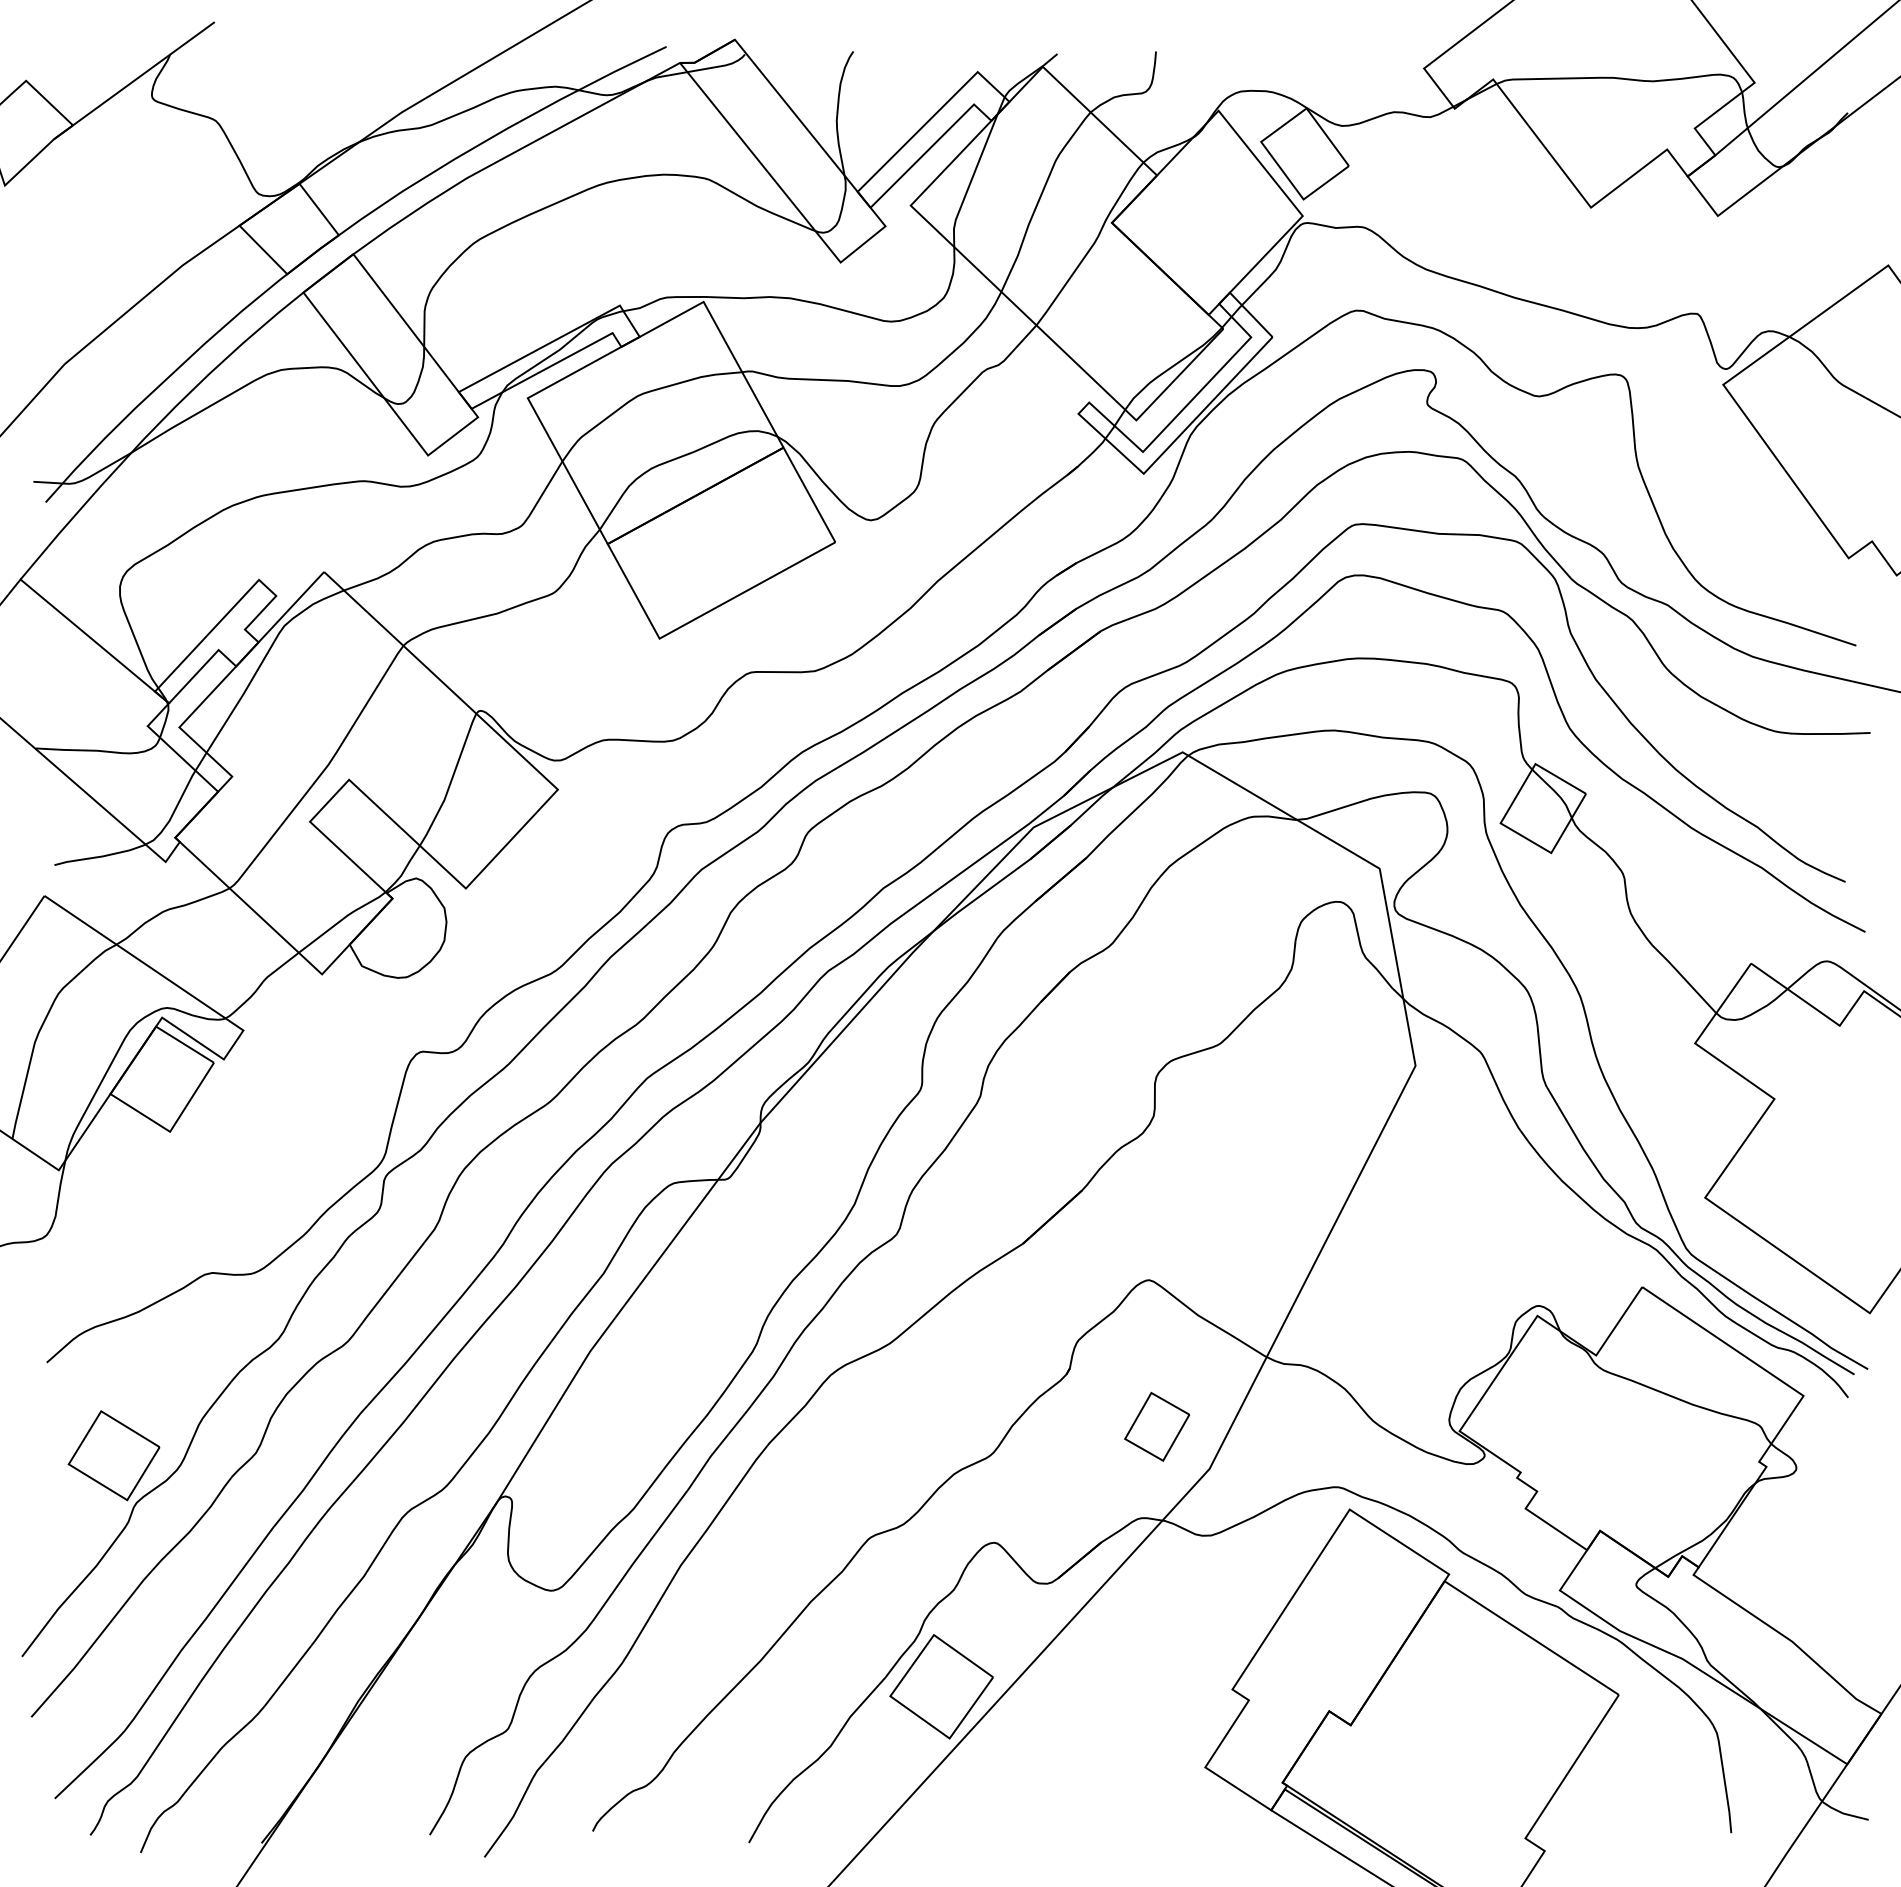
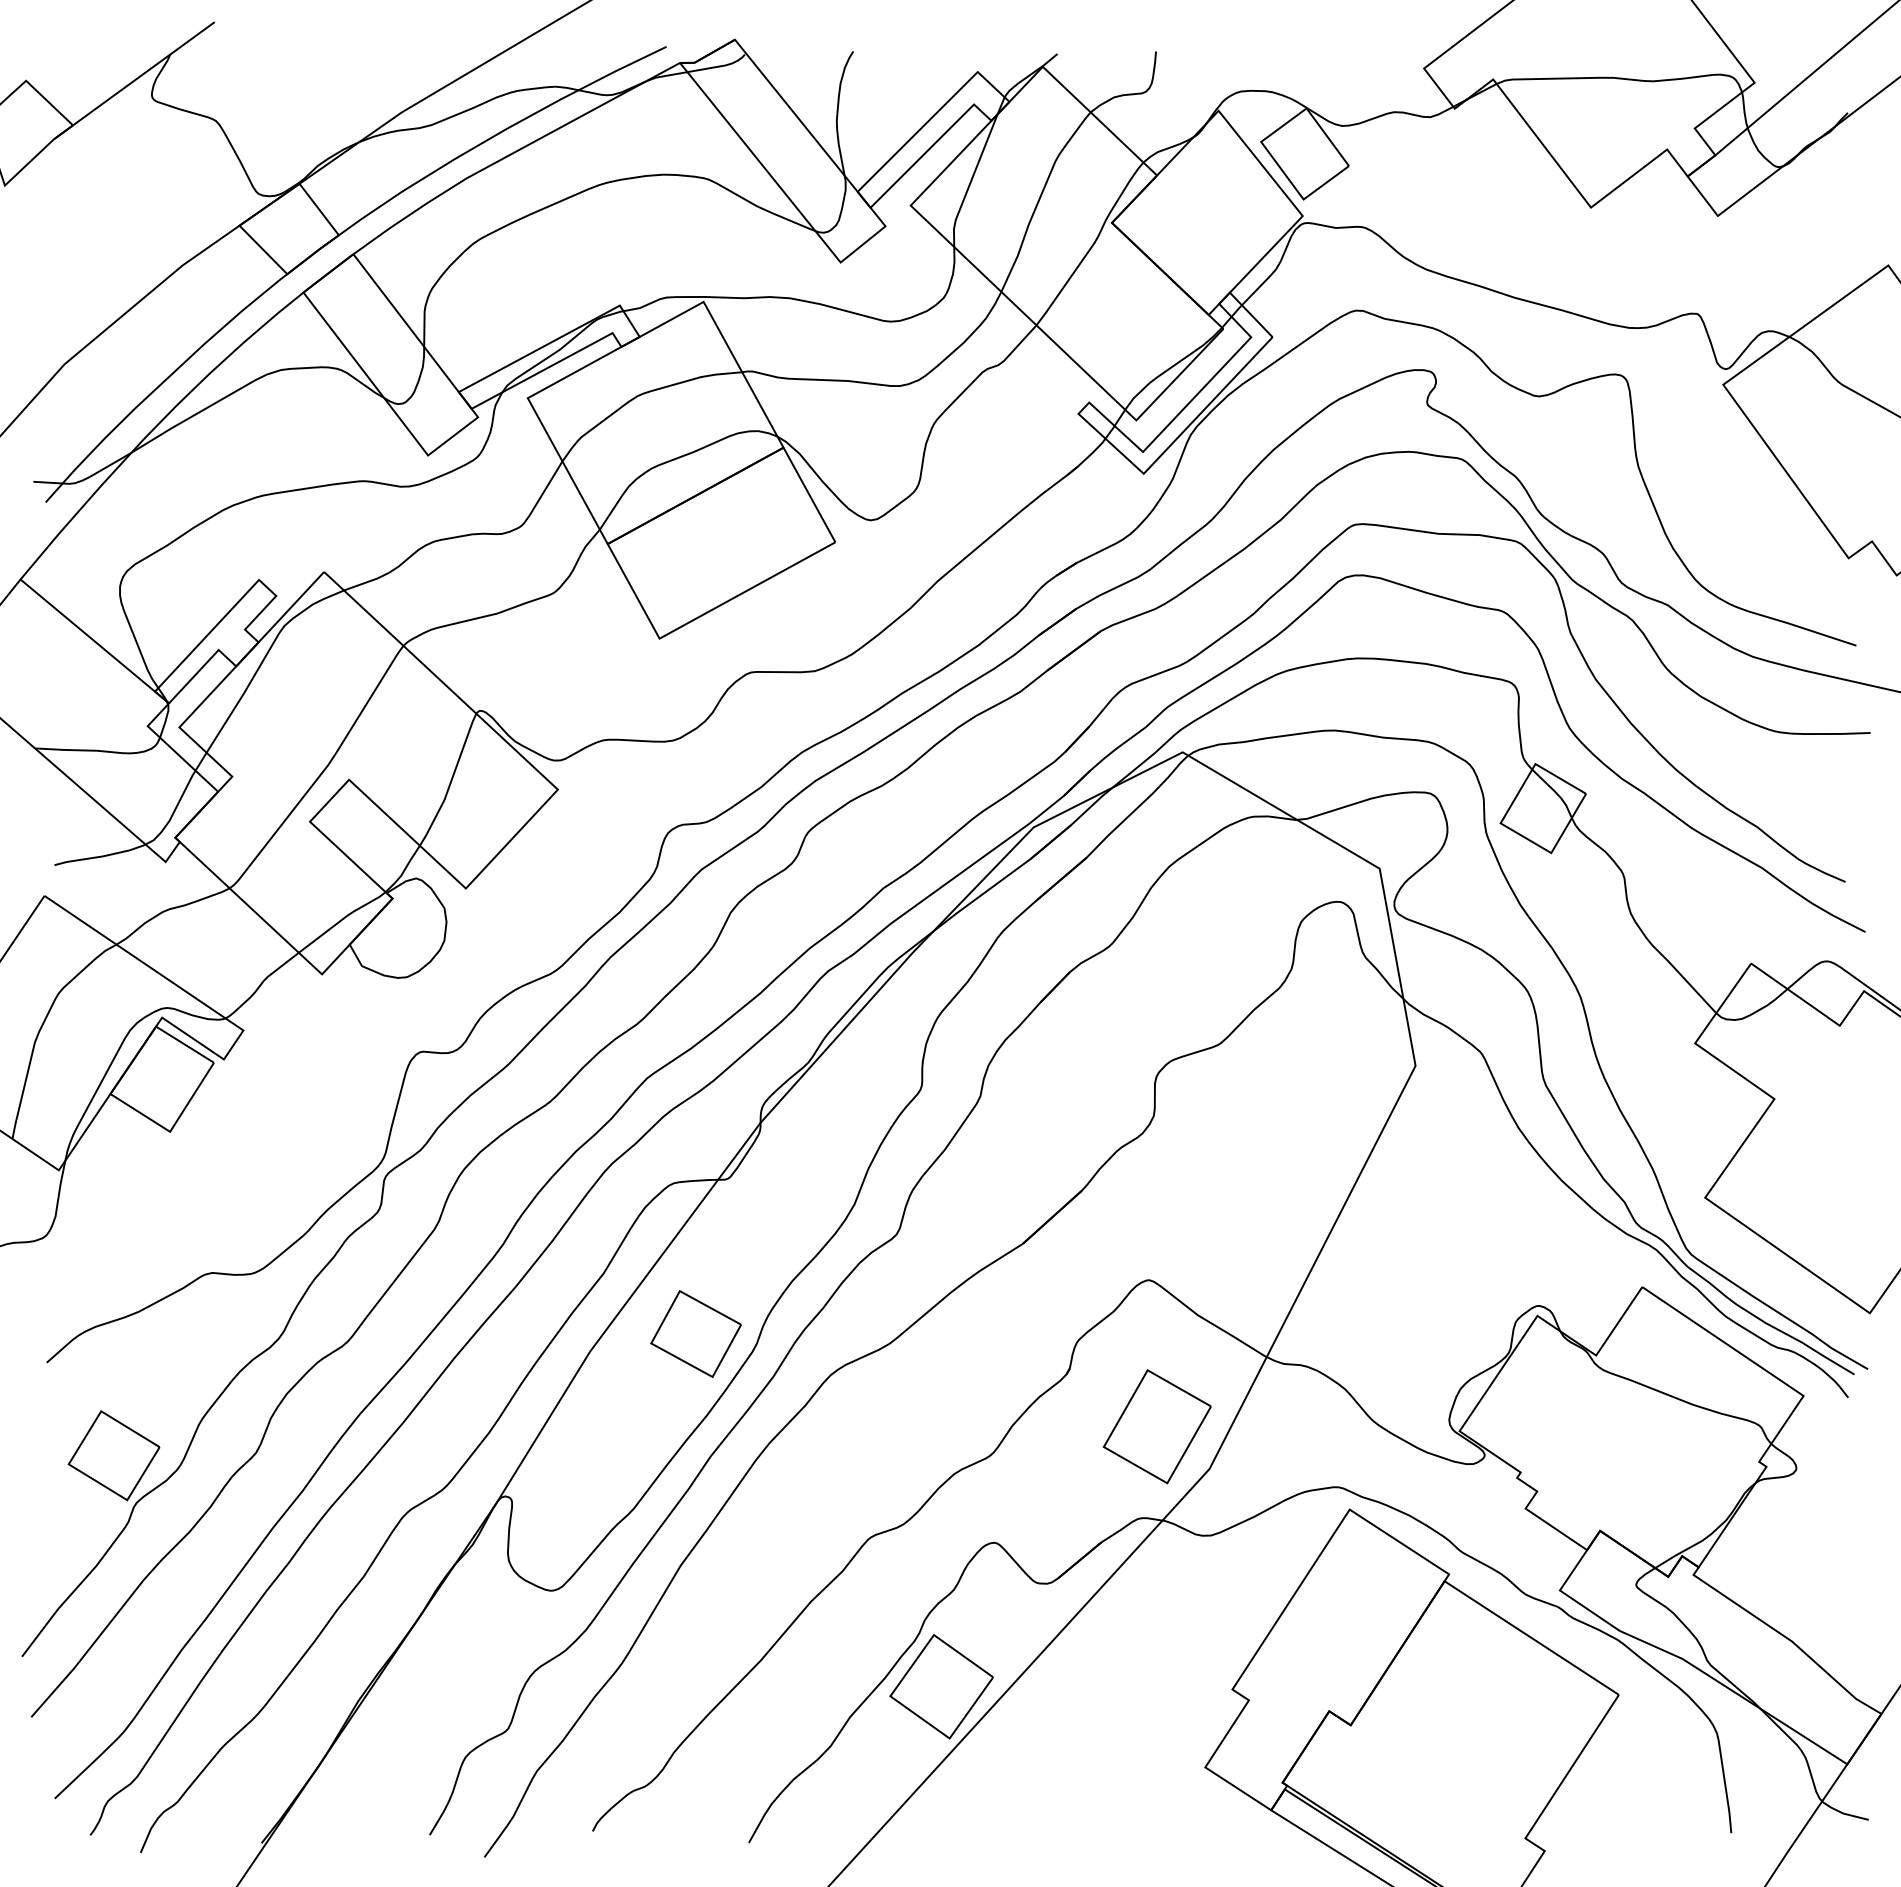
part: none -> present (695, 1333)
part size: 66x70 px -> 110x116 px (1156, 1426)
